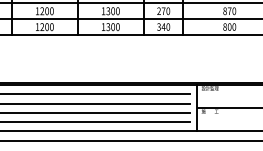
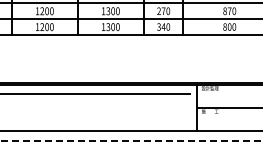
line: present -> none (96, 103)
line: present -> none (96, 112)
line: present -> none (96, 122)
line: solid -> dashed (131, 141)
